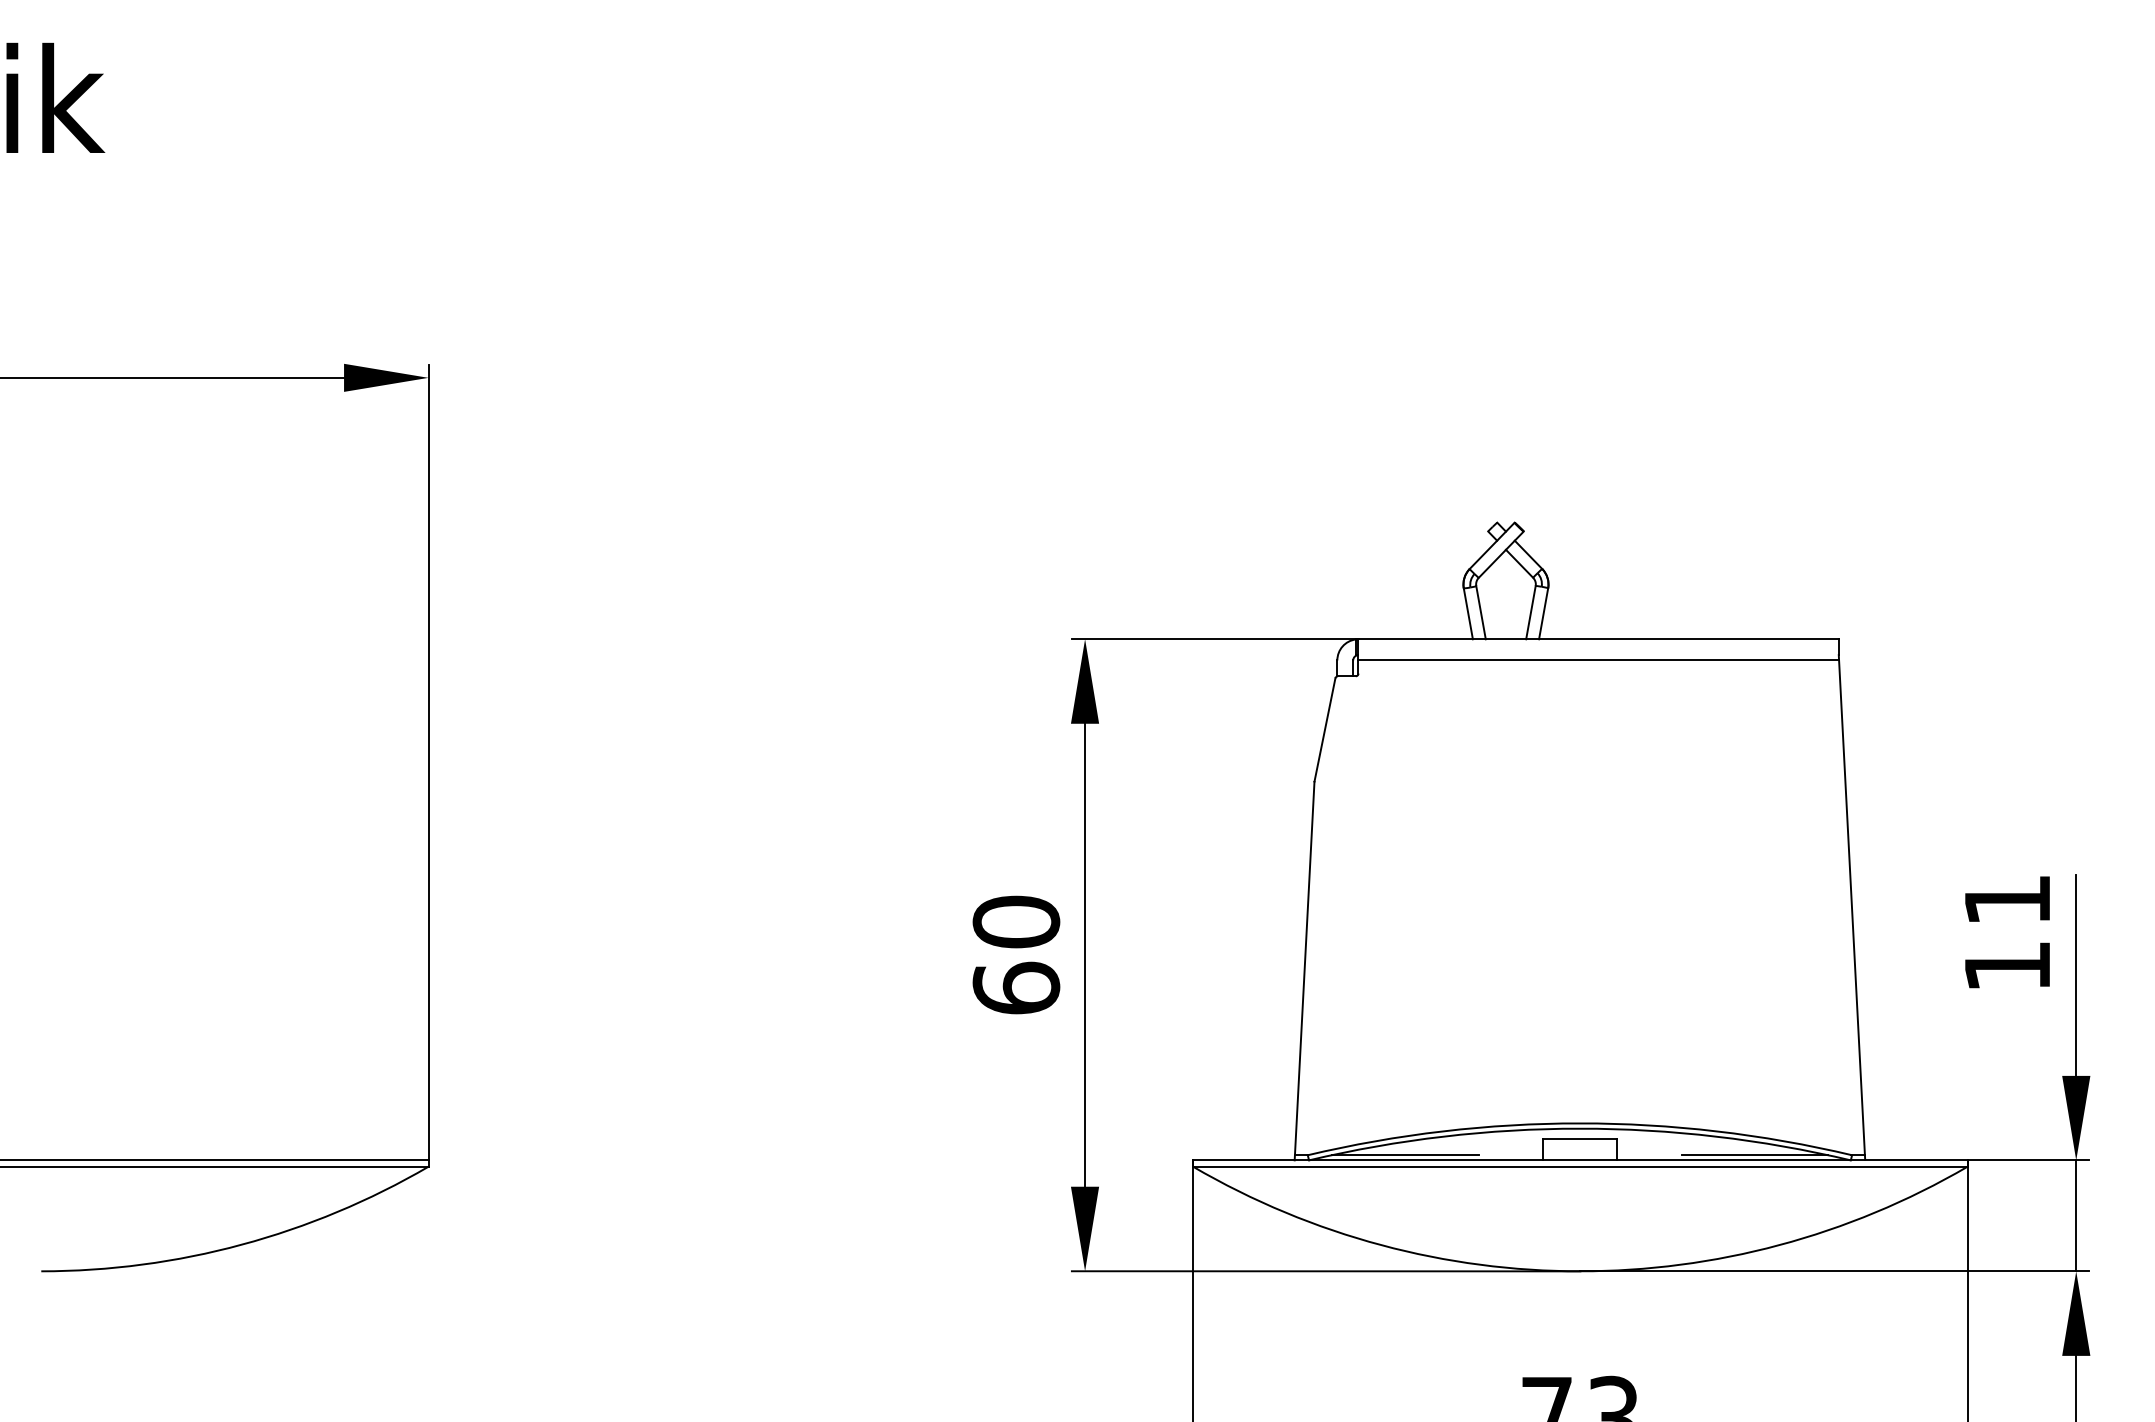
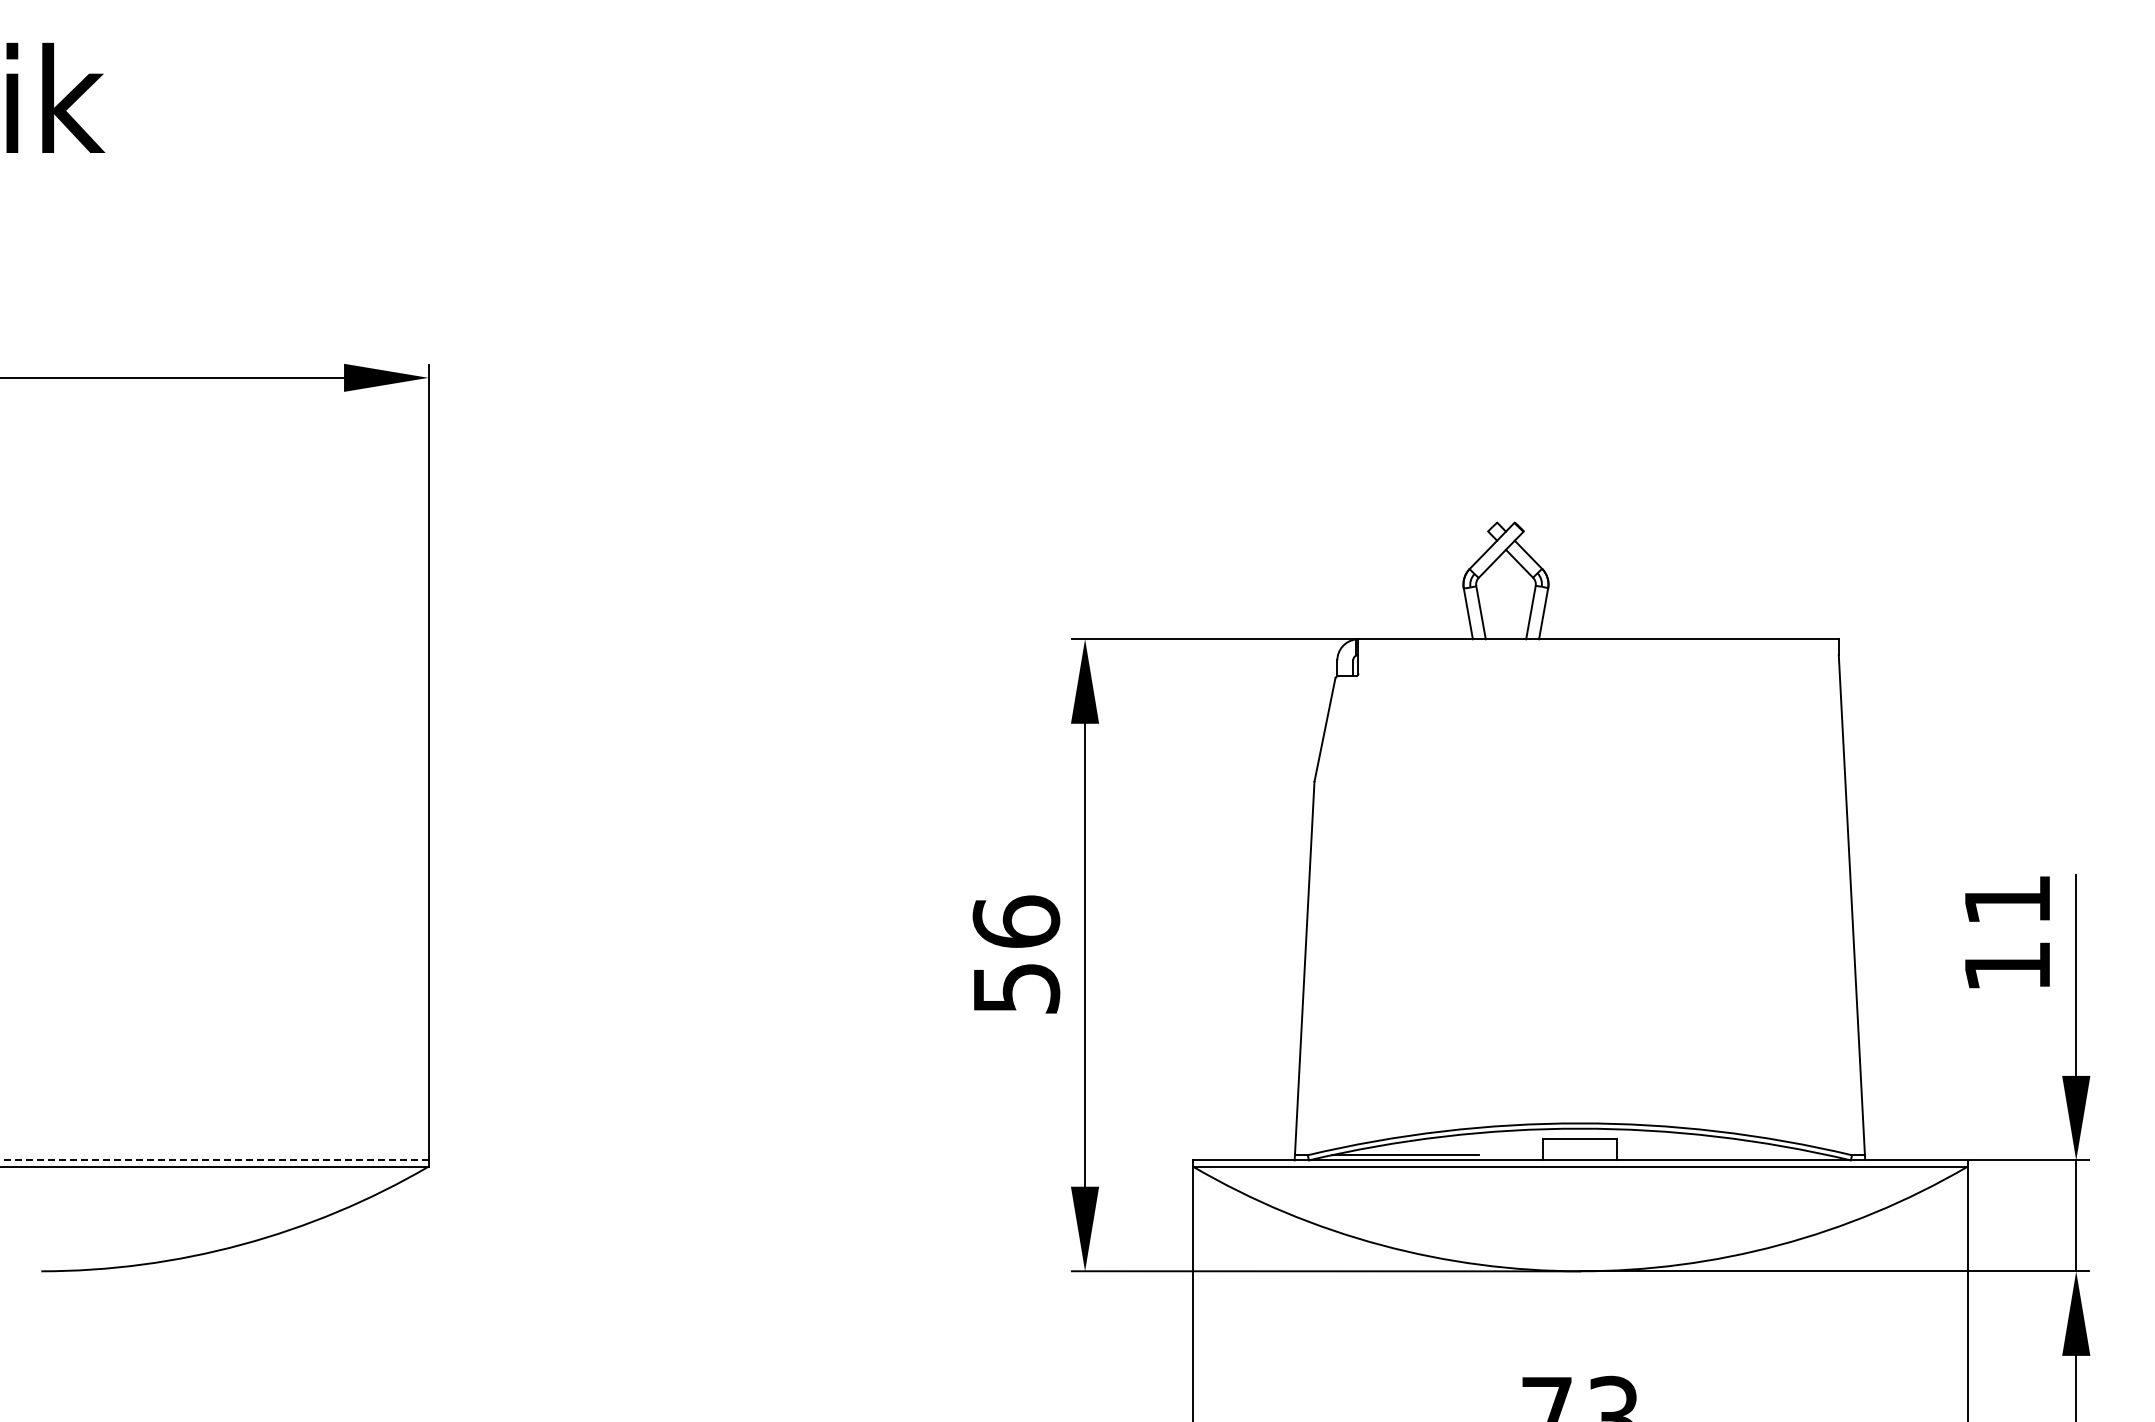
line: present -> none (1598, 660)
text: 60 -> 56 (1016, 954)
line: present -> none (1754, 1155)
line: solid -> dashed (214, 1160)
